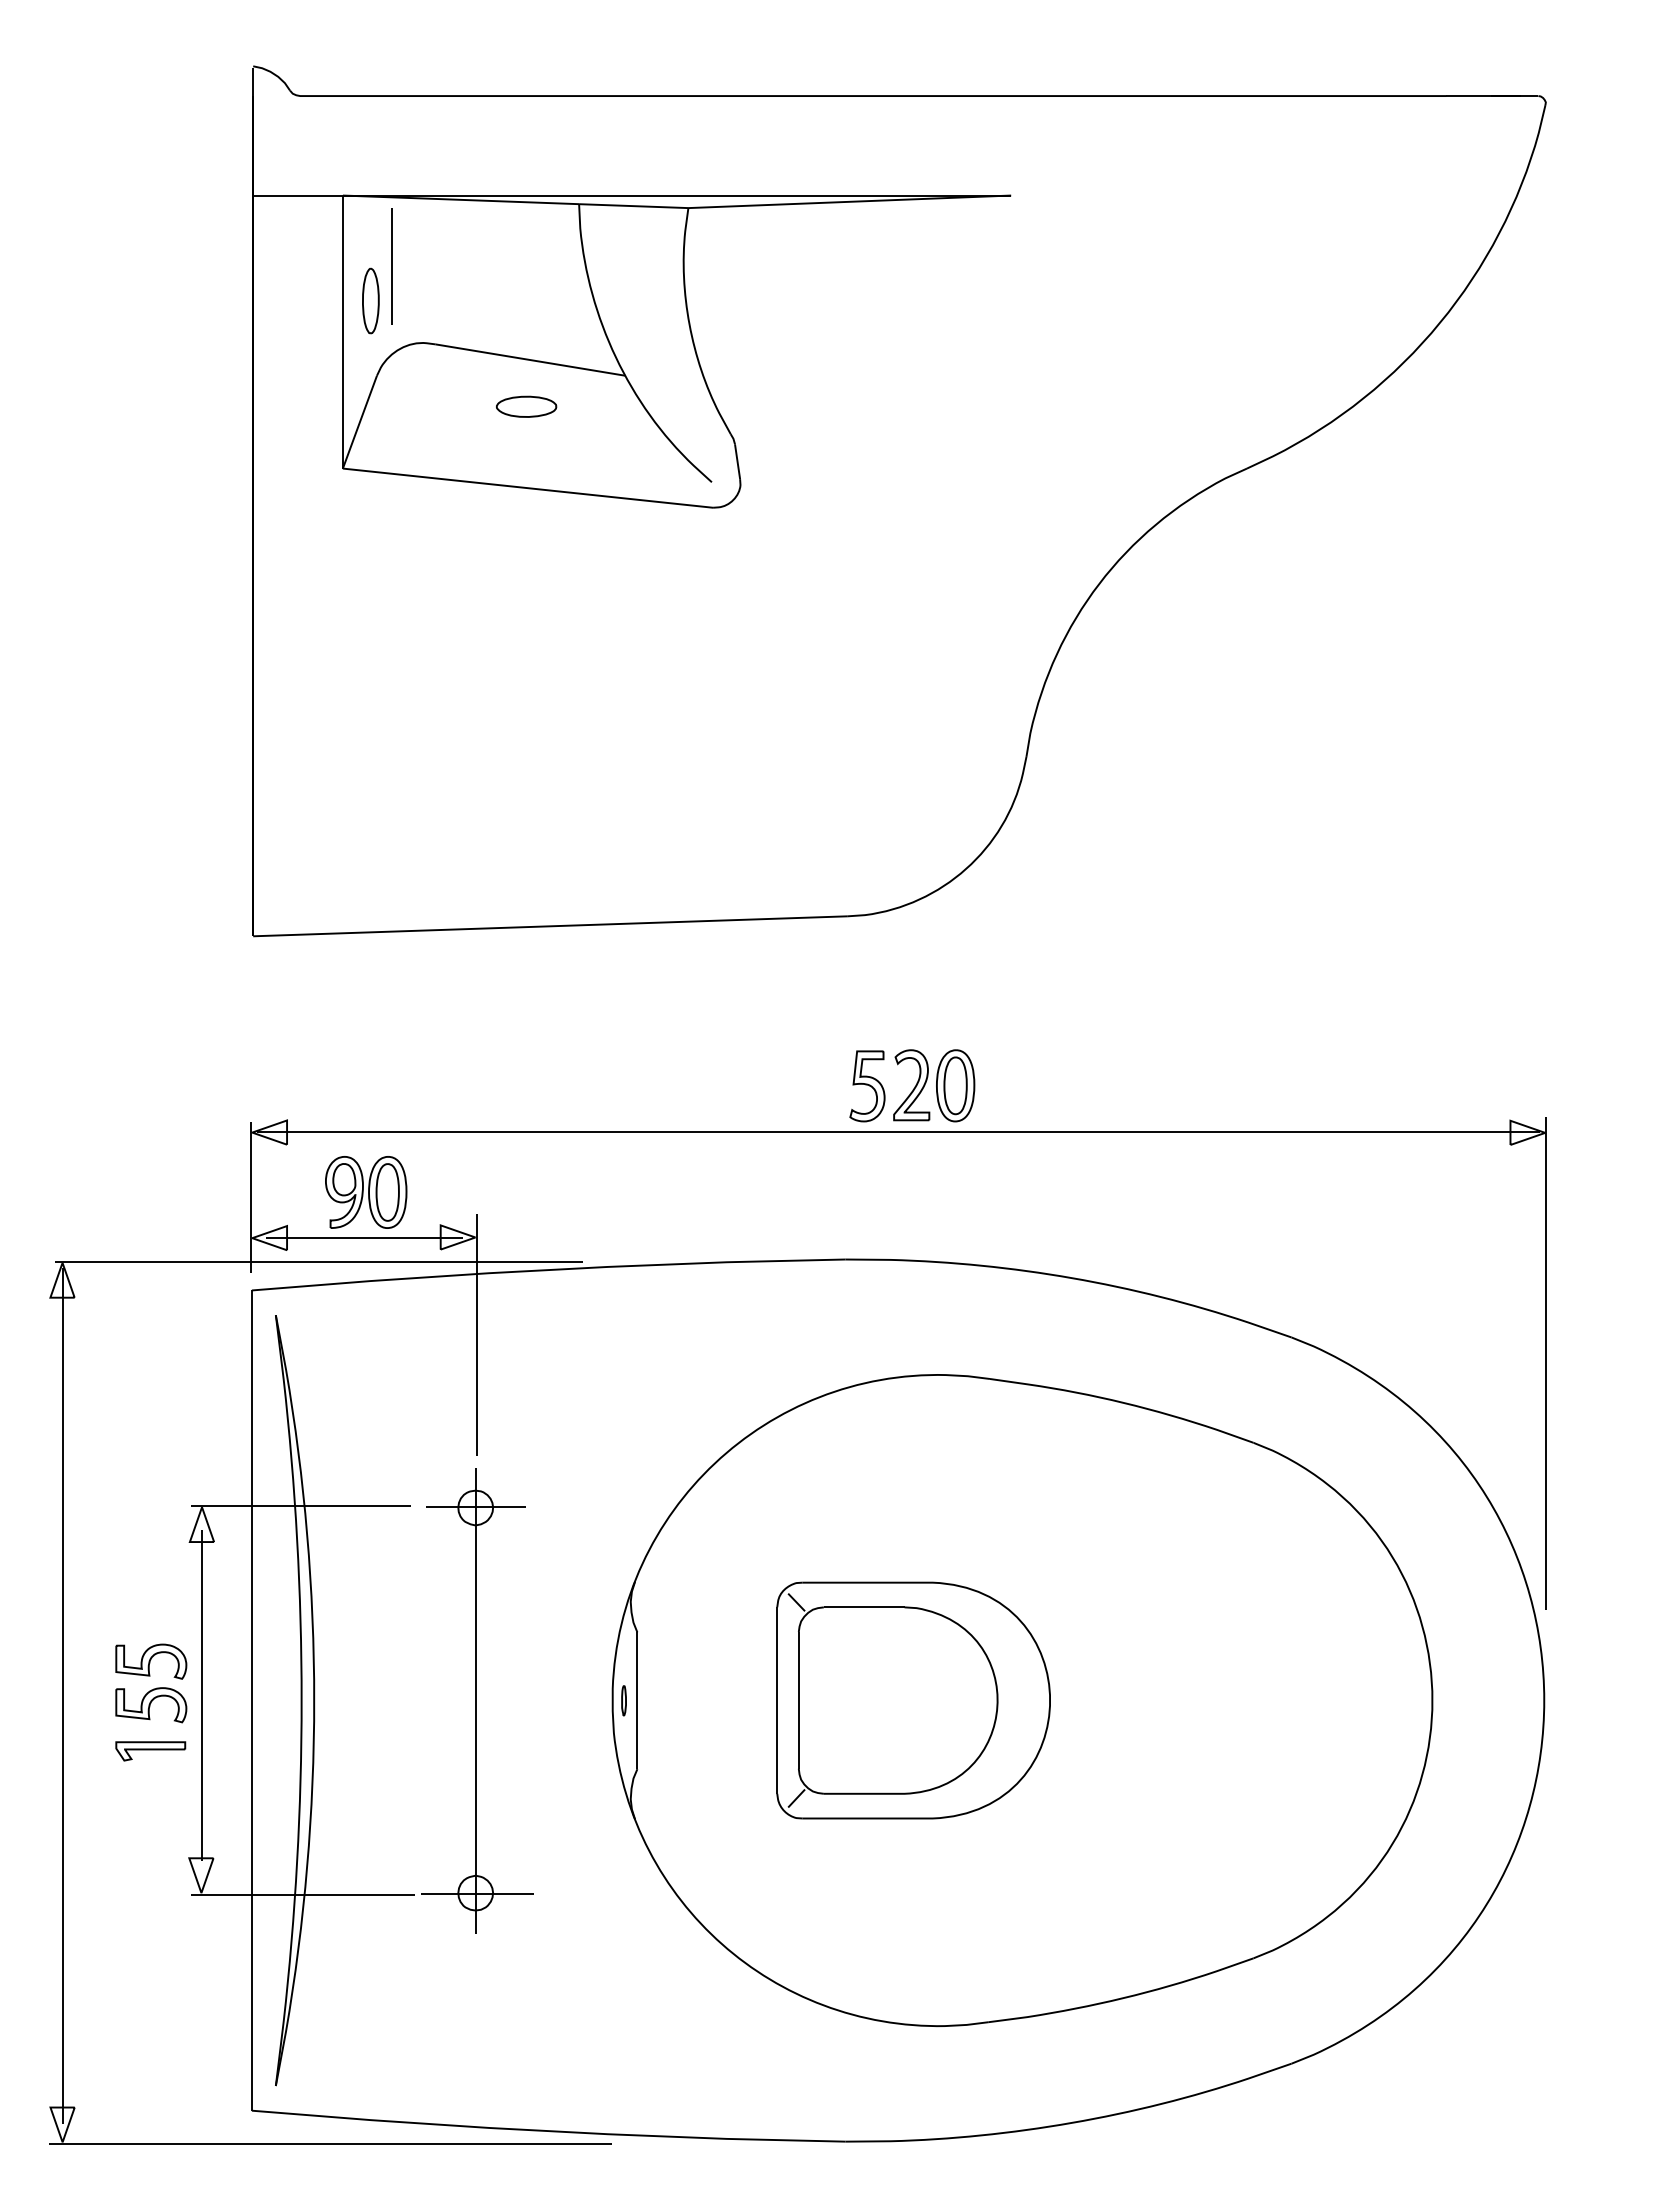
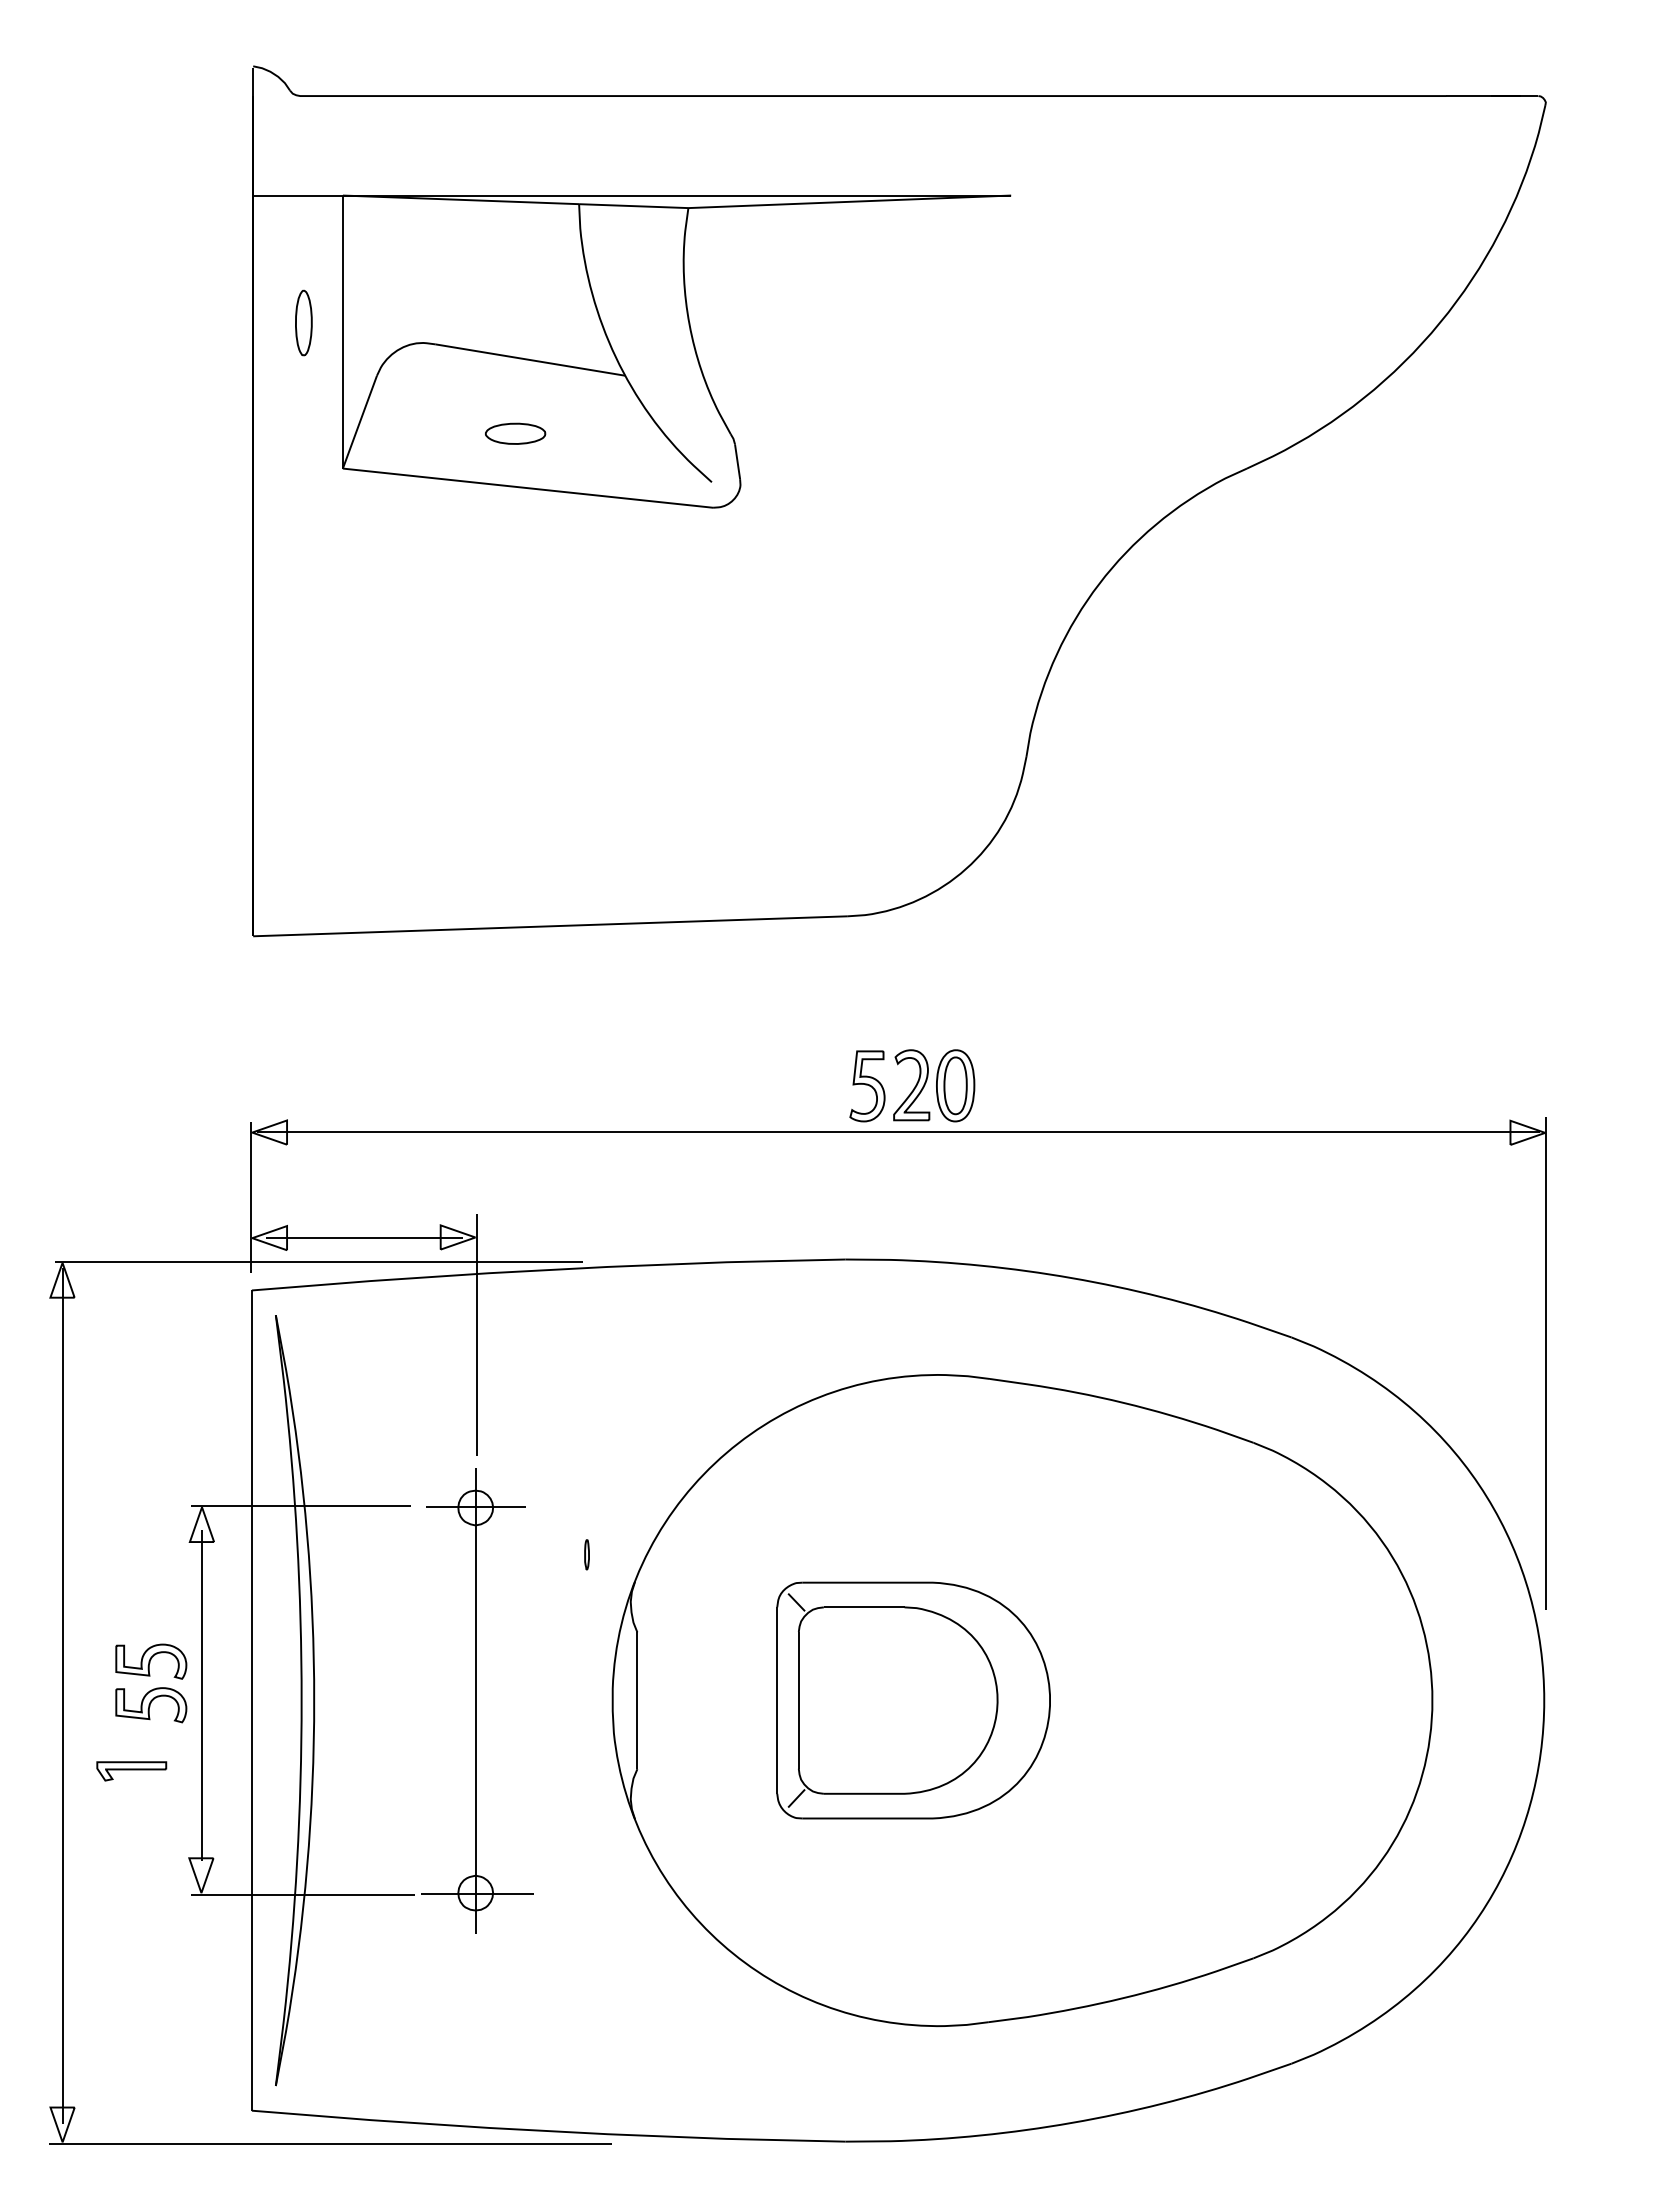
line: present -> none (391, 266)
part position: (370, 300) -> (303, 322) (303, 322)
part position: (526, 406) -> (515, 433) (515, 433)
part: present -> none (366, 1192)
part position: (623, 1700) -> (586, 1554) (586, 1554)
part position: (150, 1751) -> (131, 1771) (131, 1771)
